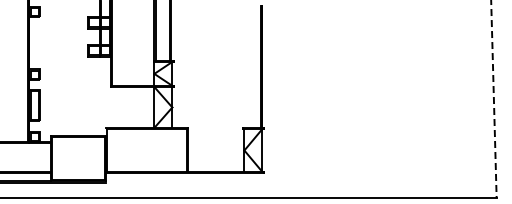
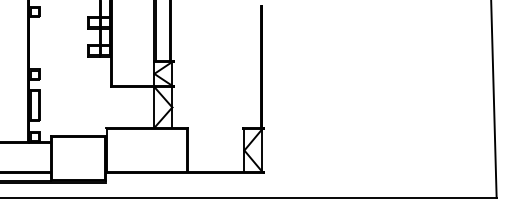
line: dashed -> solid (493, 98)
